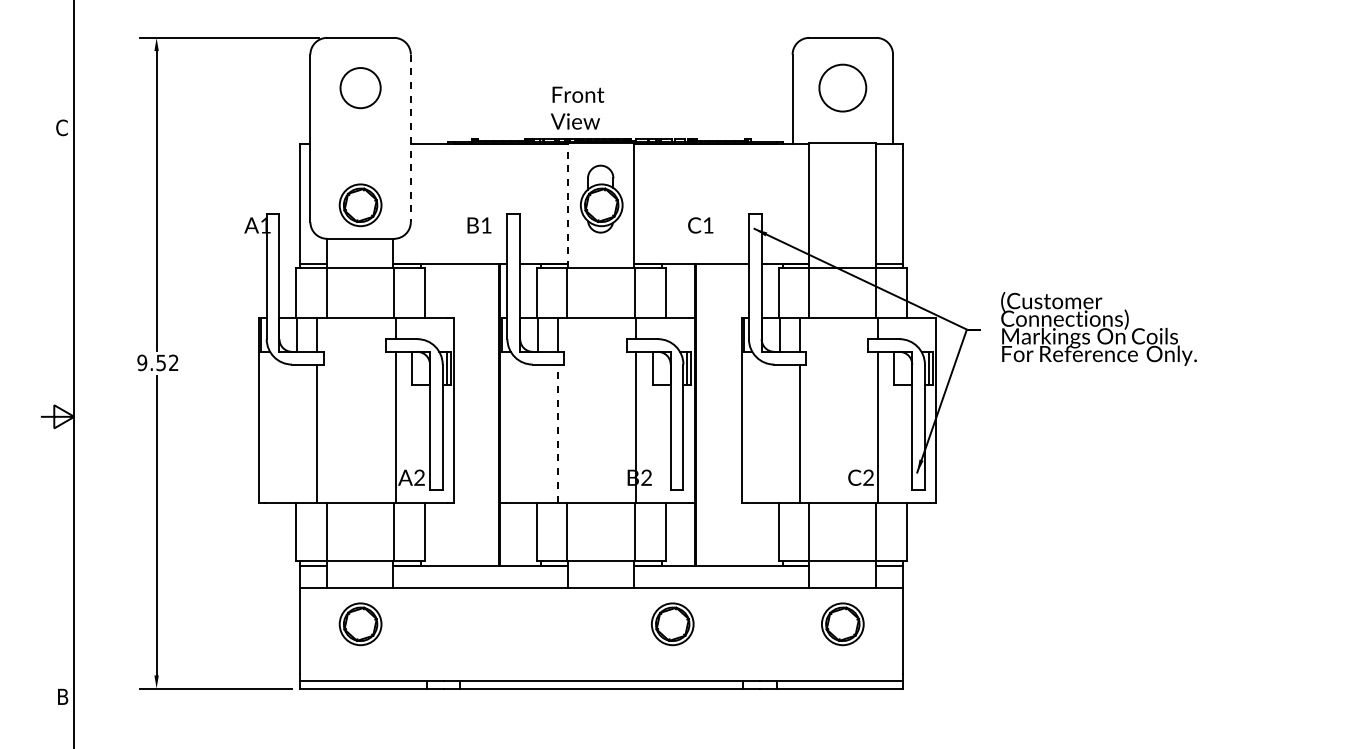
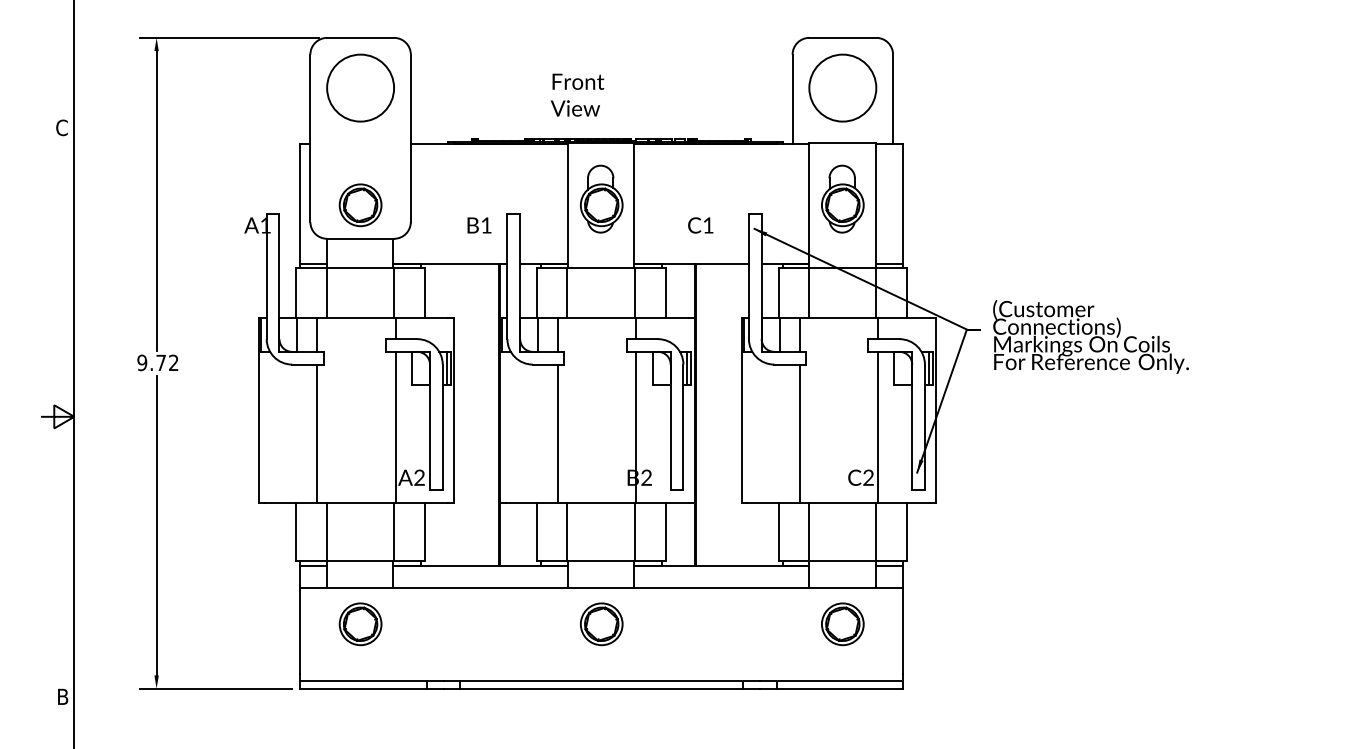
circle diameter: 47 px -> 67 px (842, 87)
circle diameter: 40 px -> 67 px (360, 87)
text position: (577, 107) -> (577, 94) (577, 94)
line: dashed -> solid (410, 138)
part: none -> present (842, 198)
line: dashed -> solid (567, 205)
text position: (1098, 328) -> (1090, 336) (1090, 336)
text: 9.52 -> 9.72 (160, 362)
line: dashed -> solid (558, 433)
part position: (672, 624) -> (601, 624) (601, 624)
